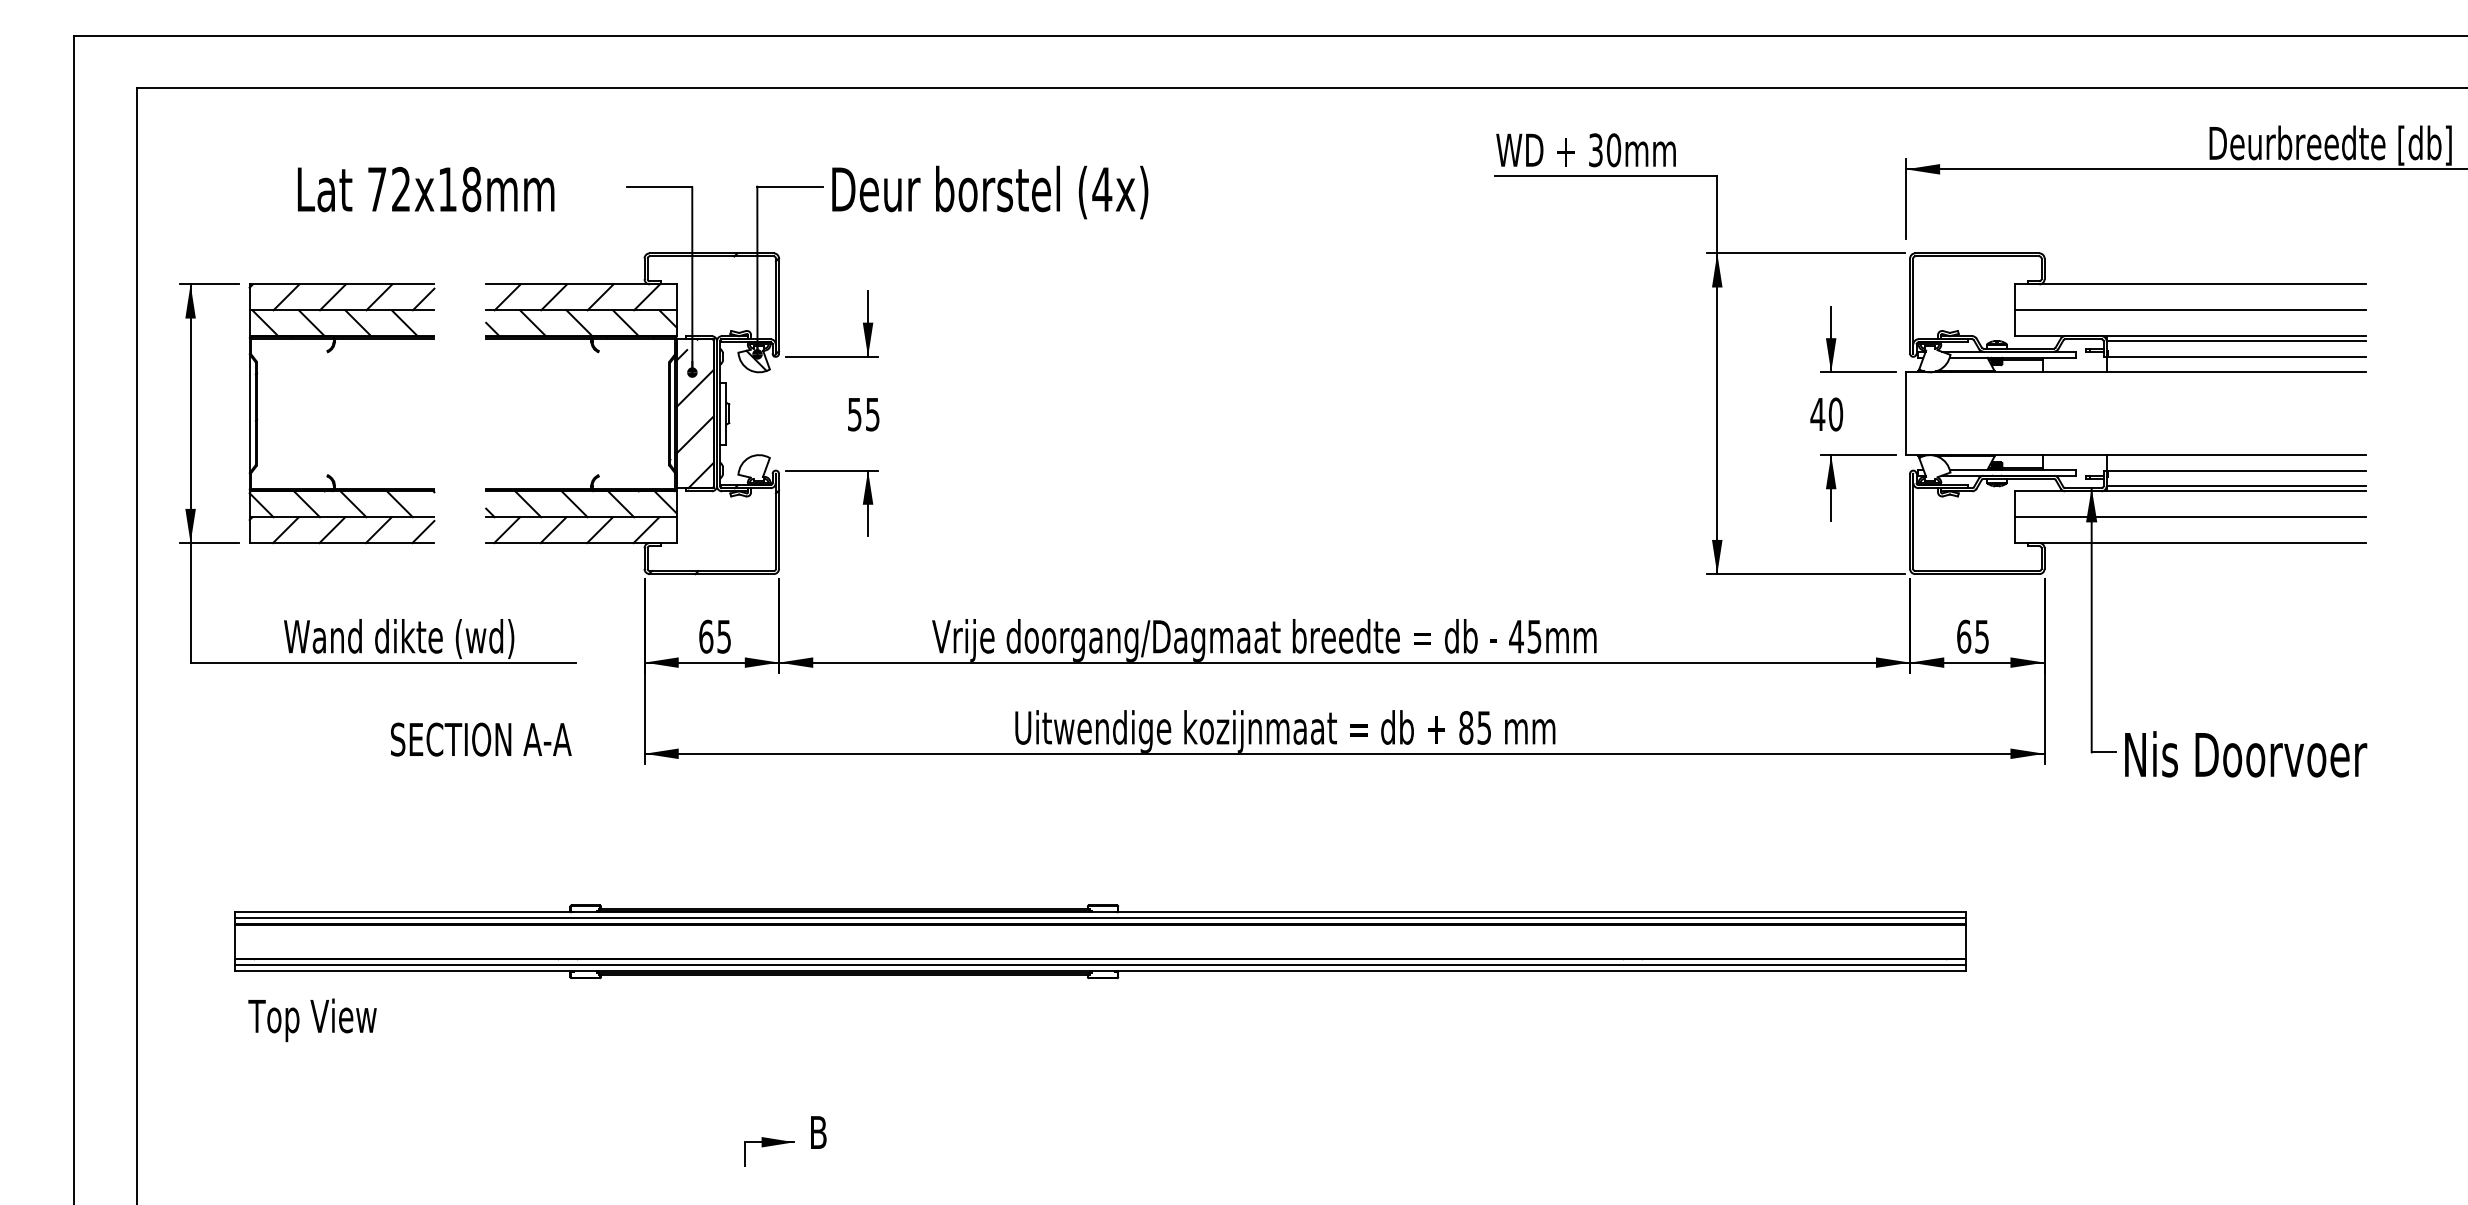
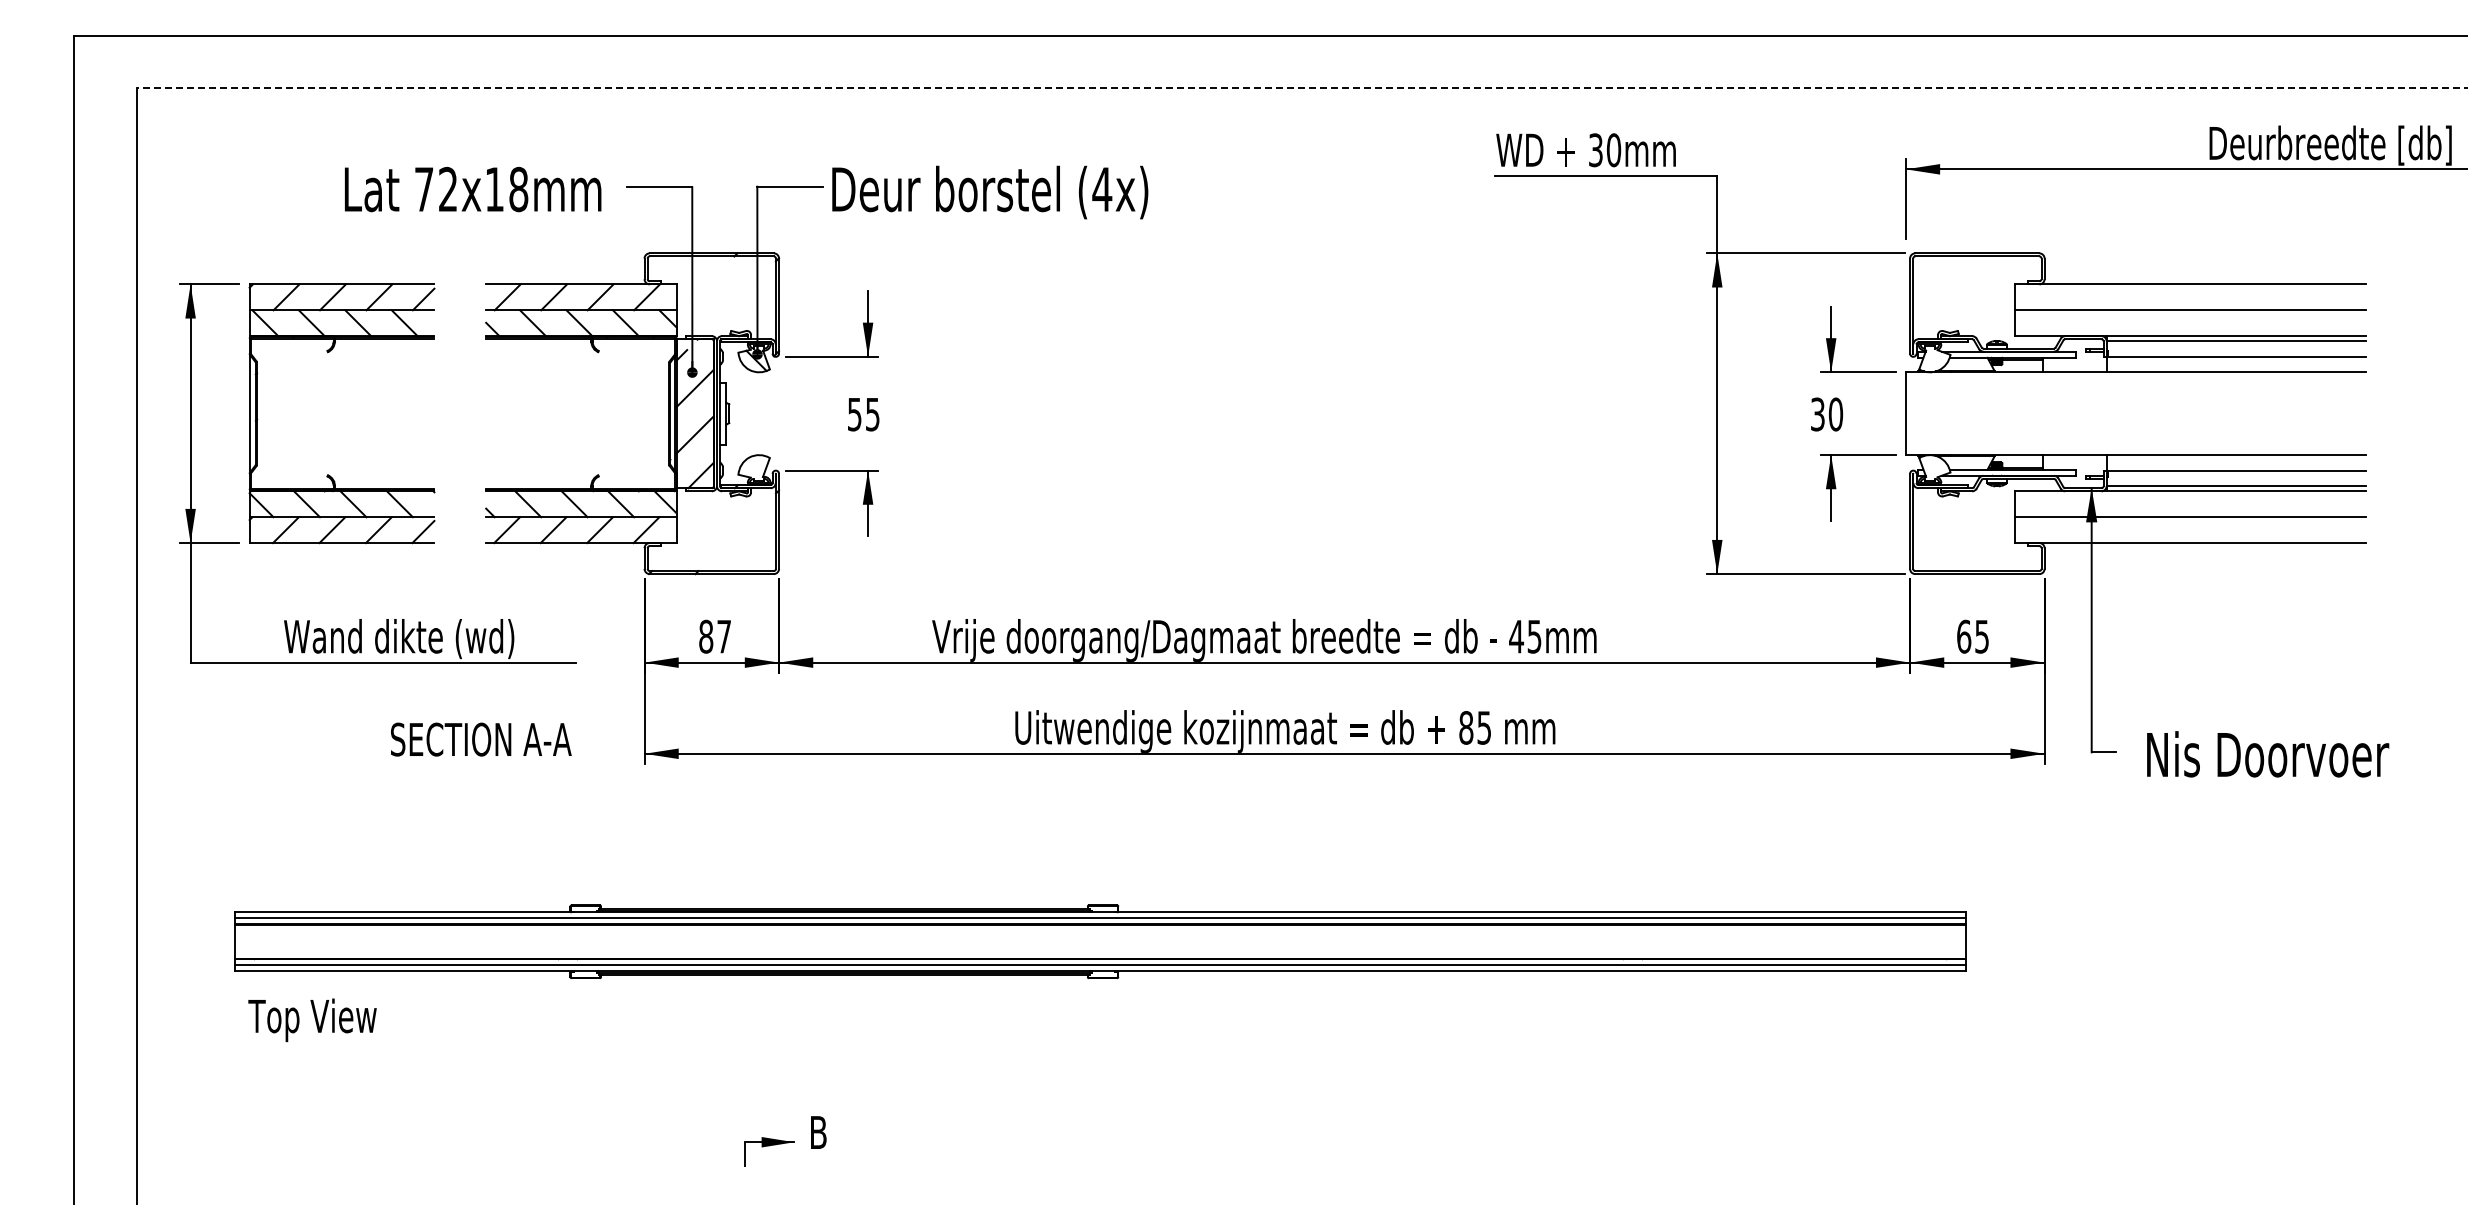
line: solid -> dashed (1301, 87)
text position: (426, 189) -> (473, 189) (473, 189)
text: 40 -> 30 (1817, 414)
text: 65 -> 87 (714, 636)
text position: (2246, 754) -> (2268, 754) (2268, 754)
